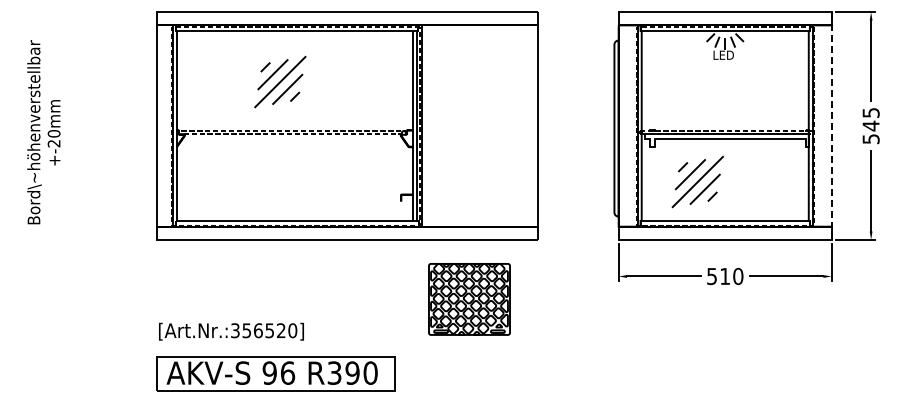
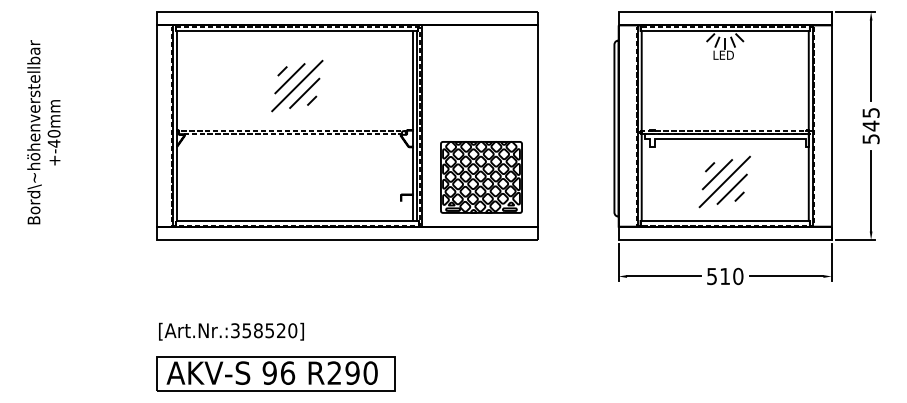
part position: (280, 81) -> (297, 85) (297, 85)
line: dashed -> solid (831, 126)
text: +-20mm -> +-40mm (53, 143)
part position: (697, 181) -> (724, 181) (724, 181)
part position: (469, 299) -> (481, 177) (481, 177)
text: [Art.Nr.:356520] -> [Art.Nr.:358520] (258, 330)
text: R390 -> R290 (334, 372)
